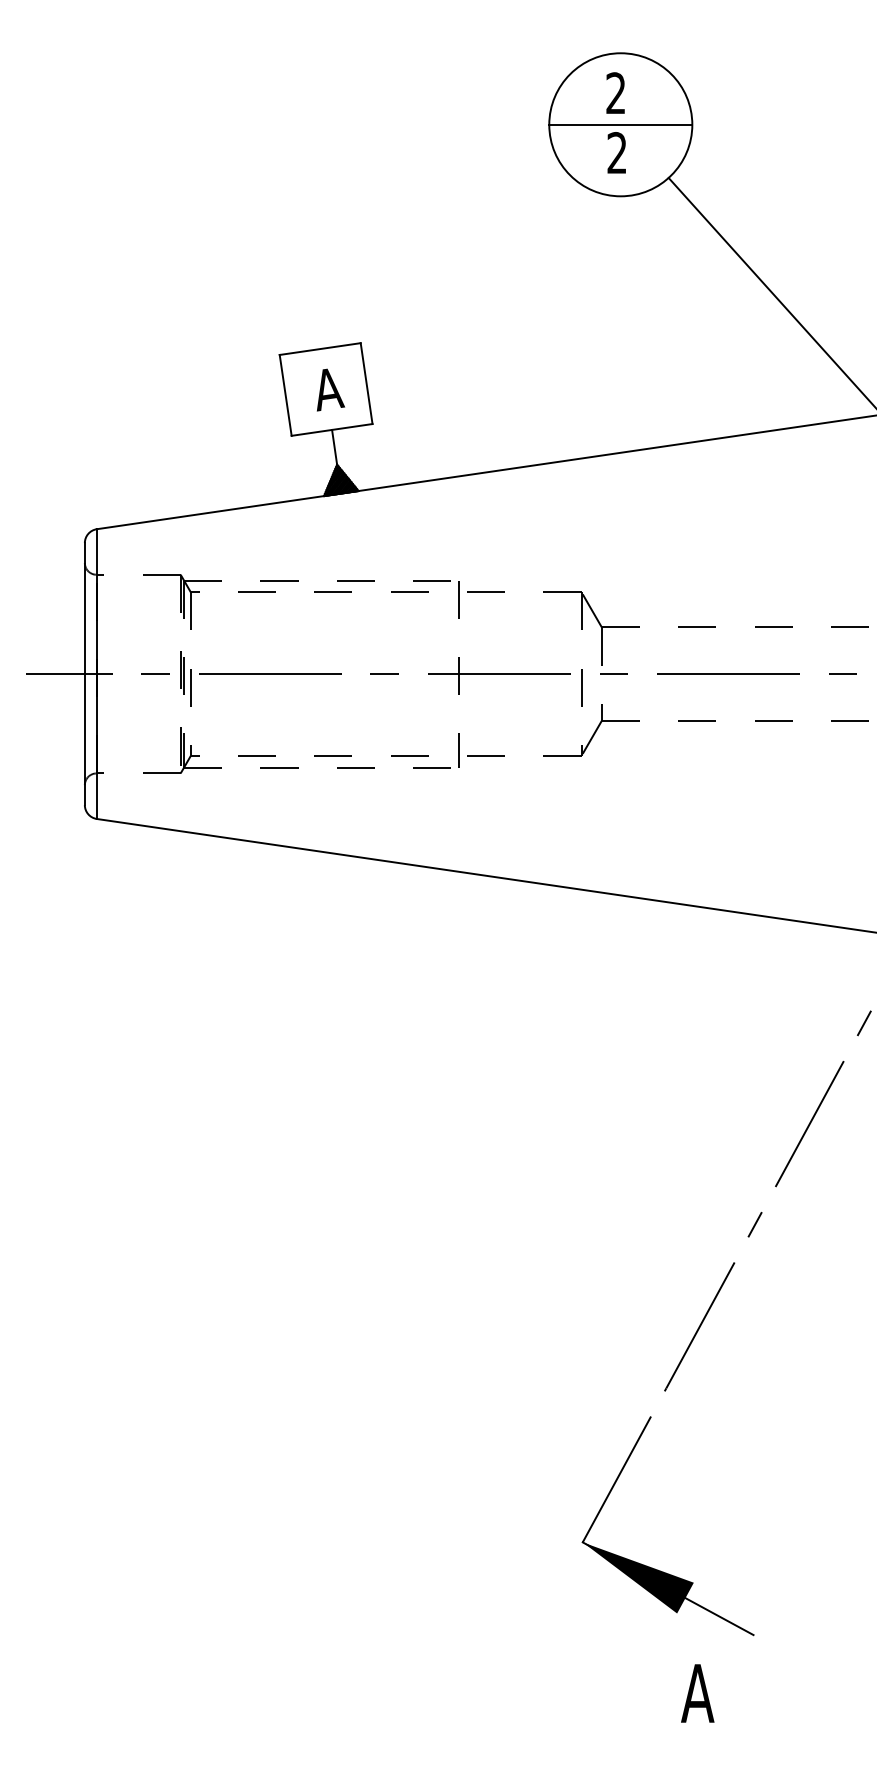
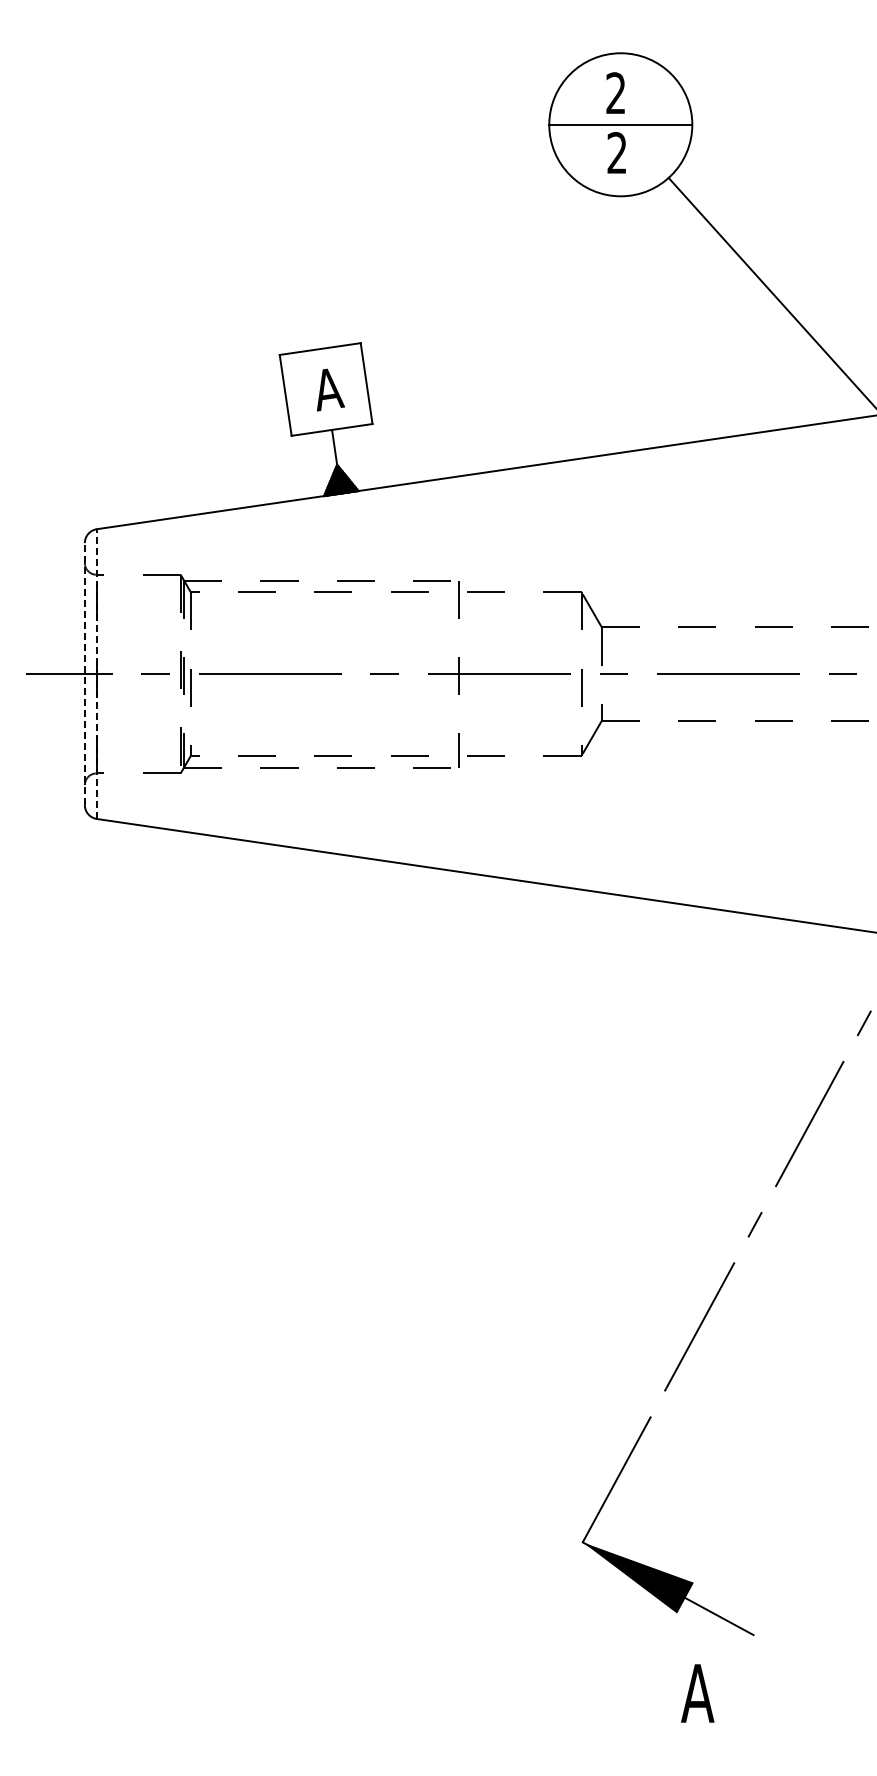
line: solid -> dashed (84, 673)
line: solid -> dashed (96, 674)
